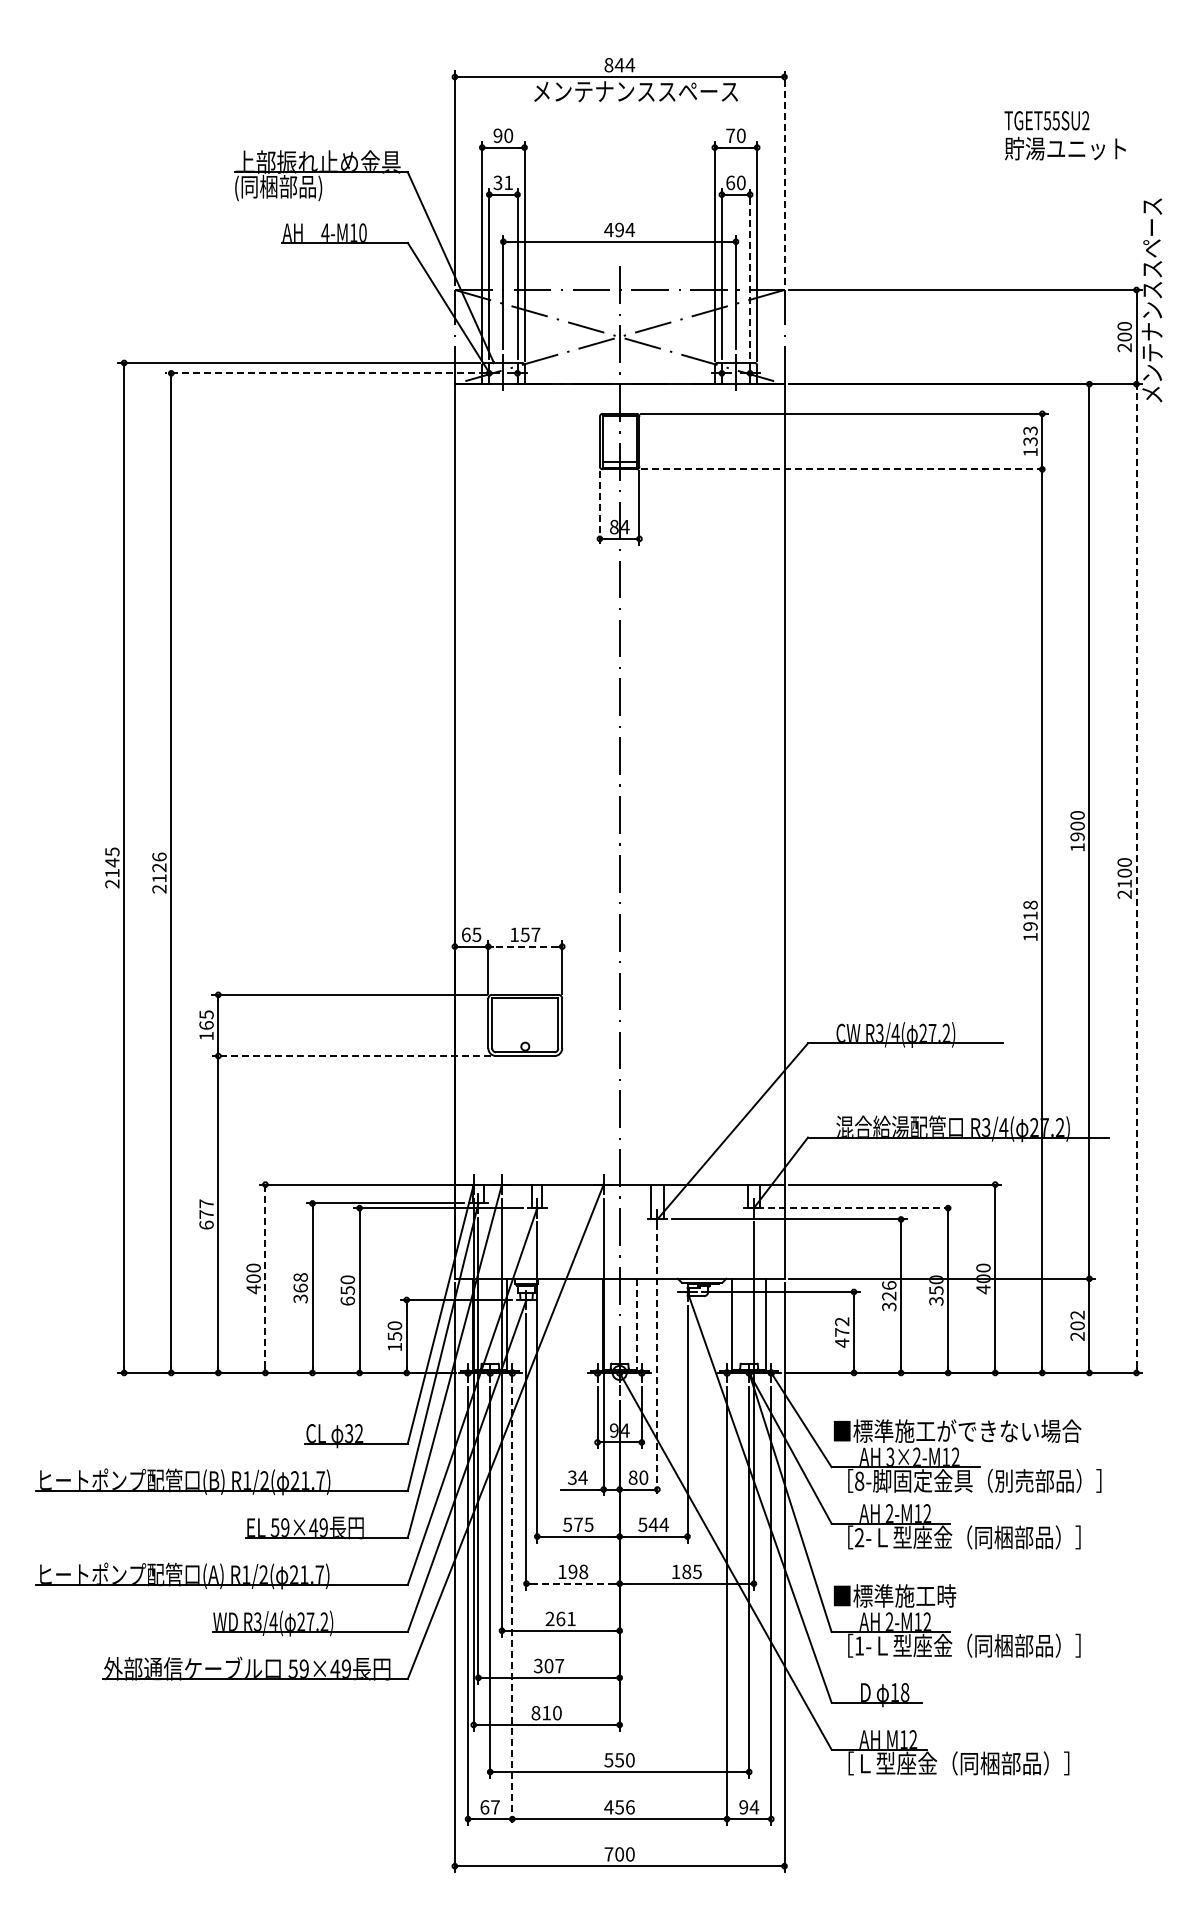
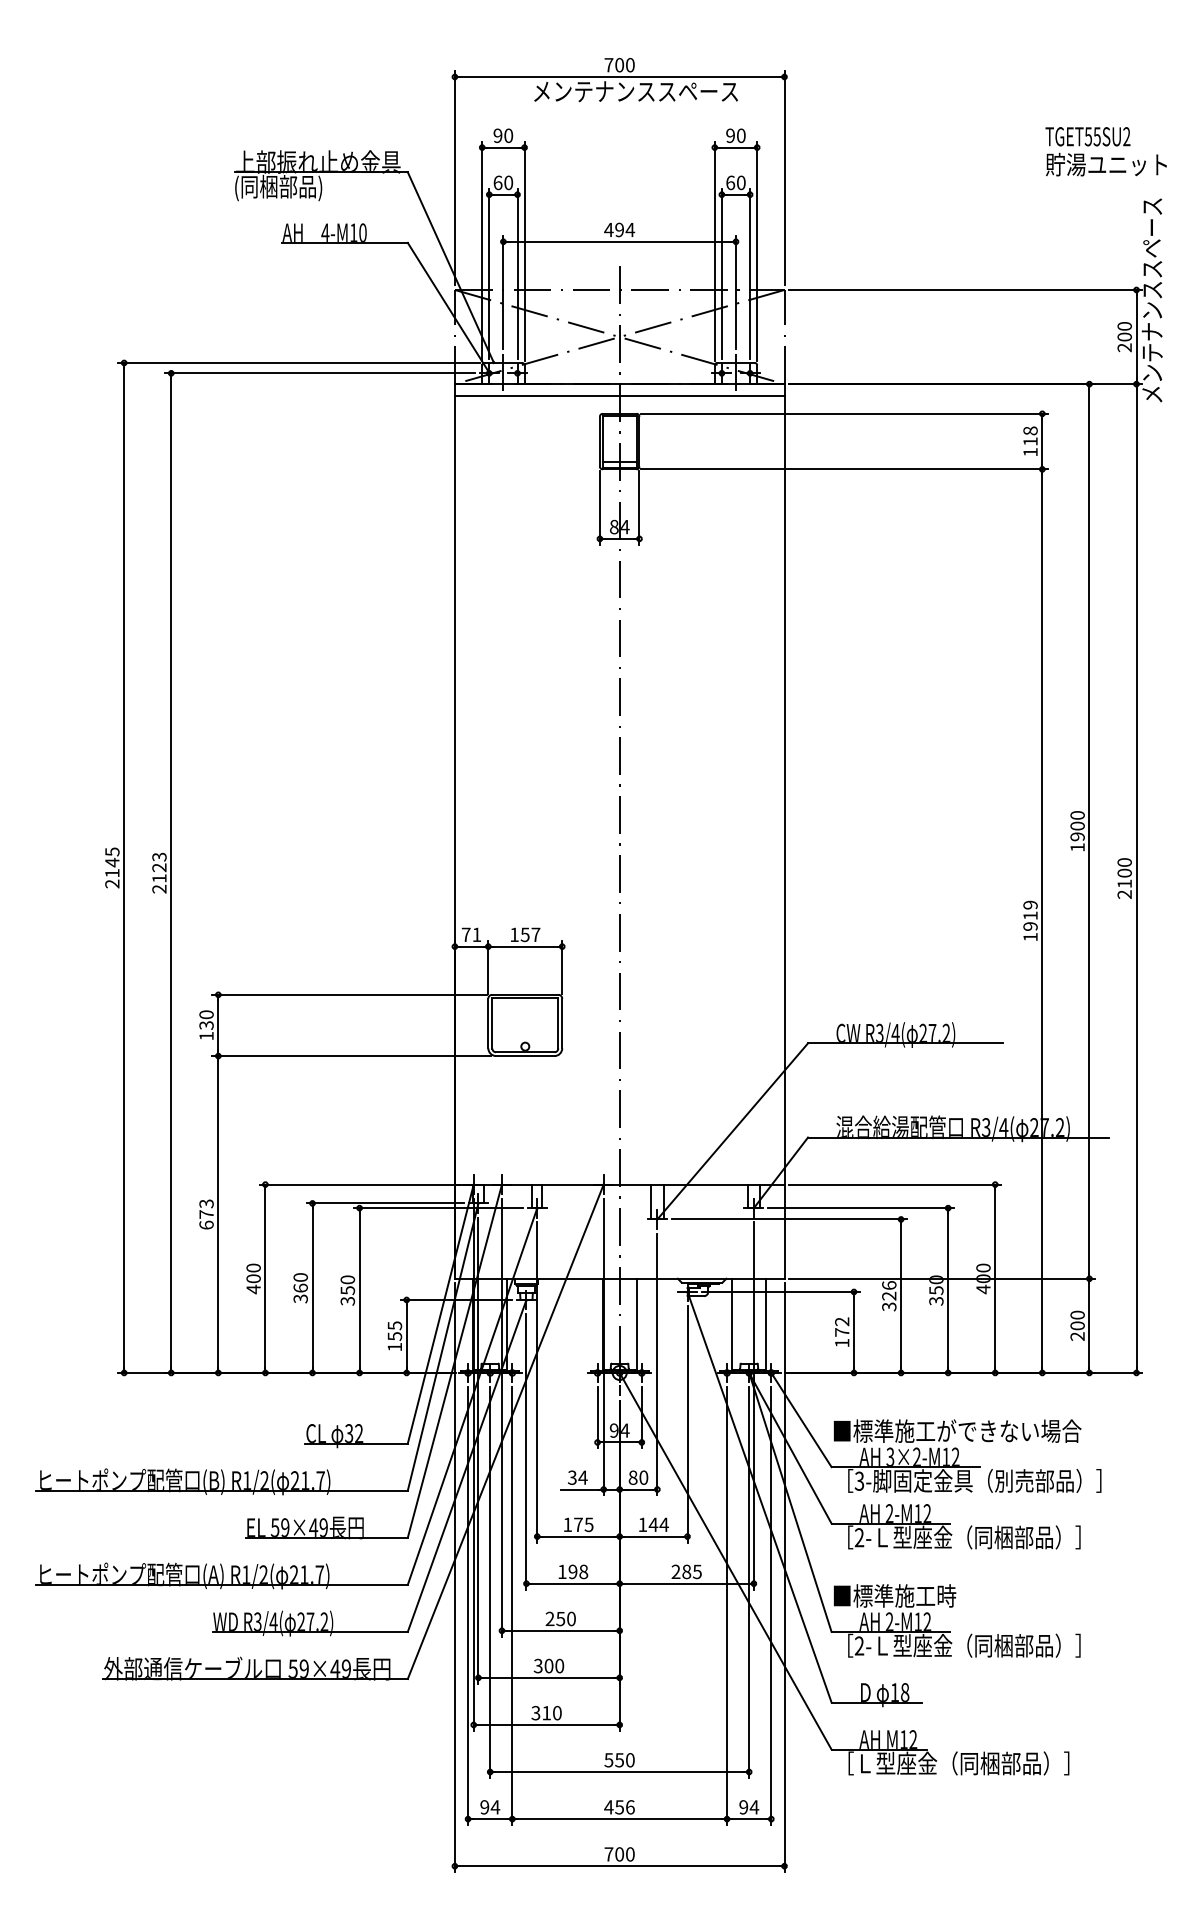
text: 844 -> 700 (619, 65)
text: 70 -> 90 (730, 135)
text position: (1064, 135) -> (1105, 151) (1105, 151)
line: dashed -> solid (784, 177)
text: 31 -> 60 (503, 182)
line: dashed -> solid (750, 273)
line: dashed -> solid (320, 373)
line: none -> present (619, 396)
text: 133 -> 118 (1030, 436)
line: dashed -> solid (845, 469)
line: dashed -> solid (599, 508)
text: 2126 -> 2123 (159, 856)
line: dashed -> solid (1136, 878)
text: 1918 -> 1919 (1030, 904)
text: 65 -> 71 (471, 934)
line: dashed -> solid (524, 946)
text: 165 -> 130 (206, 1019)
line: dashed -> solid (351, 1056)
text: 677 -> 673 (206, 1203)
line: dashed -> solid (861, 1208)
text: 368 -> 360 (300, 1277)
line: dashed -> solid (265, 1278)
text: 650 -> 350 (347, 1300)
text: 202 -> 200 (1077, 1314)
text: 150 -> 155 (394, 1325)
line: dashed -> solid (636, 1326)
text: 472 -> 172 (842, 1342)
line: dashed -> solid (657, 1364)
text: 8- -> 3- (859, 1480)
text: 575 -> 175 (567, 1524)
text: 544 -> 144 (642, 1524)
text: 185 -> 285 (675, 1571)
line: dashed -> solid (573, 1583)
line: dashed -> solid (512, 1606)
text: 261 -> 250 (565, 1618)
text: 1- -> 2- (859, 1645)
text: 307 -> 300 (559, 1665)
text: 810 -> 310 (535, 1713)
text: 67 -> 94 (490, 1807)
